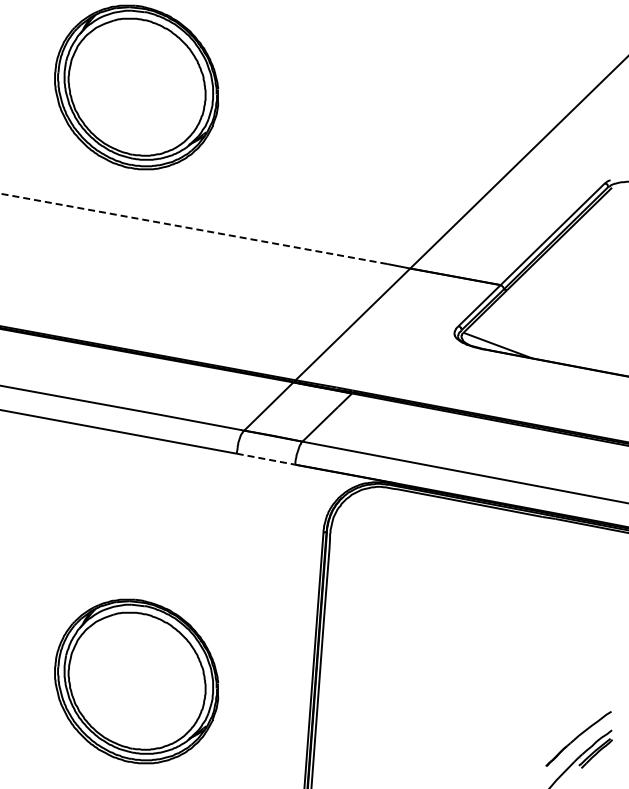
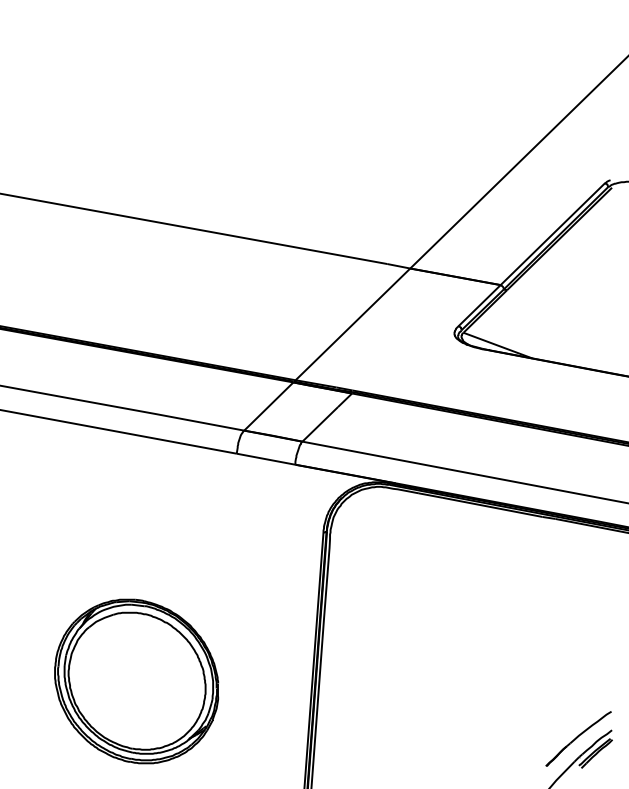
part: present -> none (136, 87)
line: dashed -> solid (193, 228)
line: dashed -> solid (266, 459)
